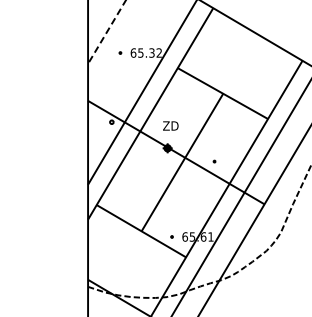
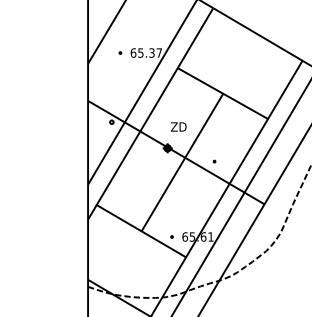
line: dashed -> solid (106, 32)
text: 65.32 -> 65.37 (158, 52)
text position: (170, 125) -> (178, 126) (178, 126)
